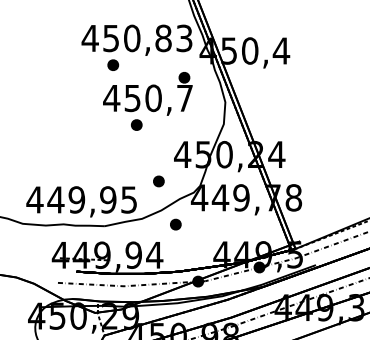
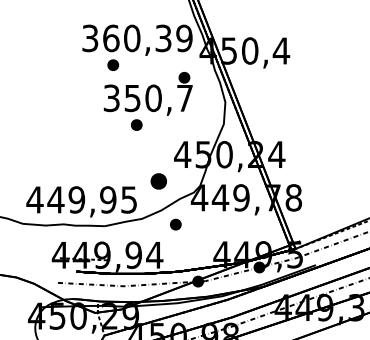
text: 450,83 -> 360,39 (136, 38)
text: 450,7 -> 350,7 (111, 98)
part size: 12x13 px -> 17x17 px (158, 181)
